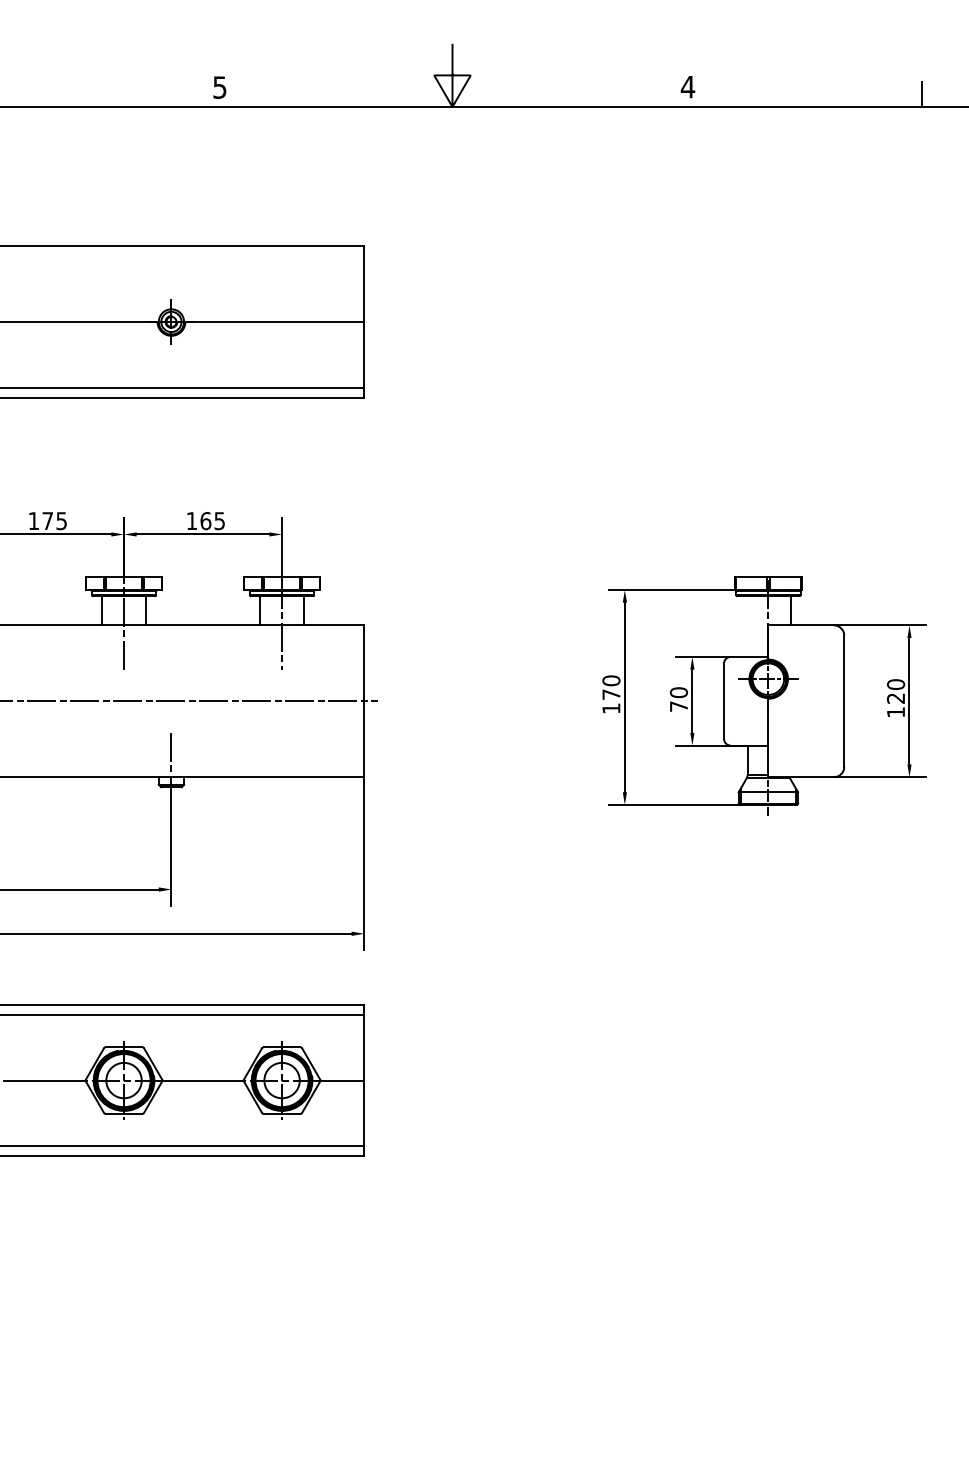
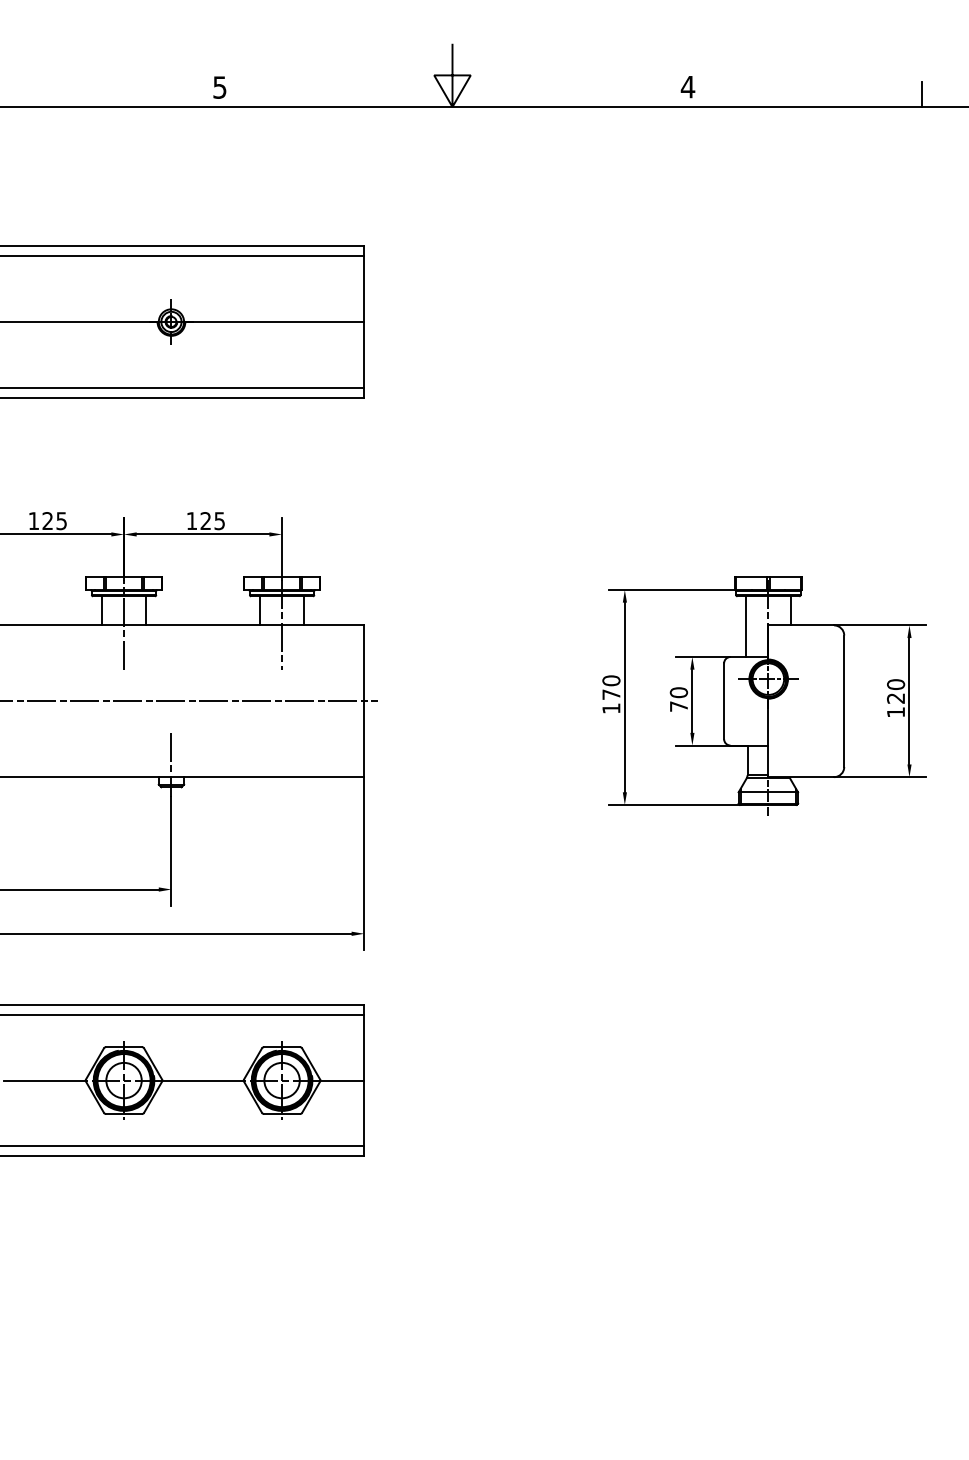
line: none -> present (183, 256)
text: 175 -> 125 (47, 520)
text: 165 -> 125 (205, 521)
line: none -> present (746, 626)
